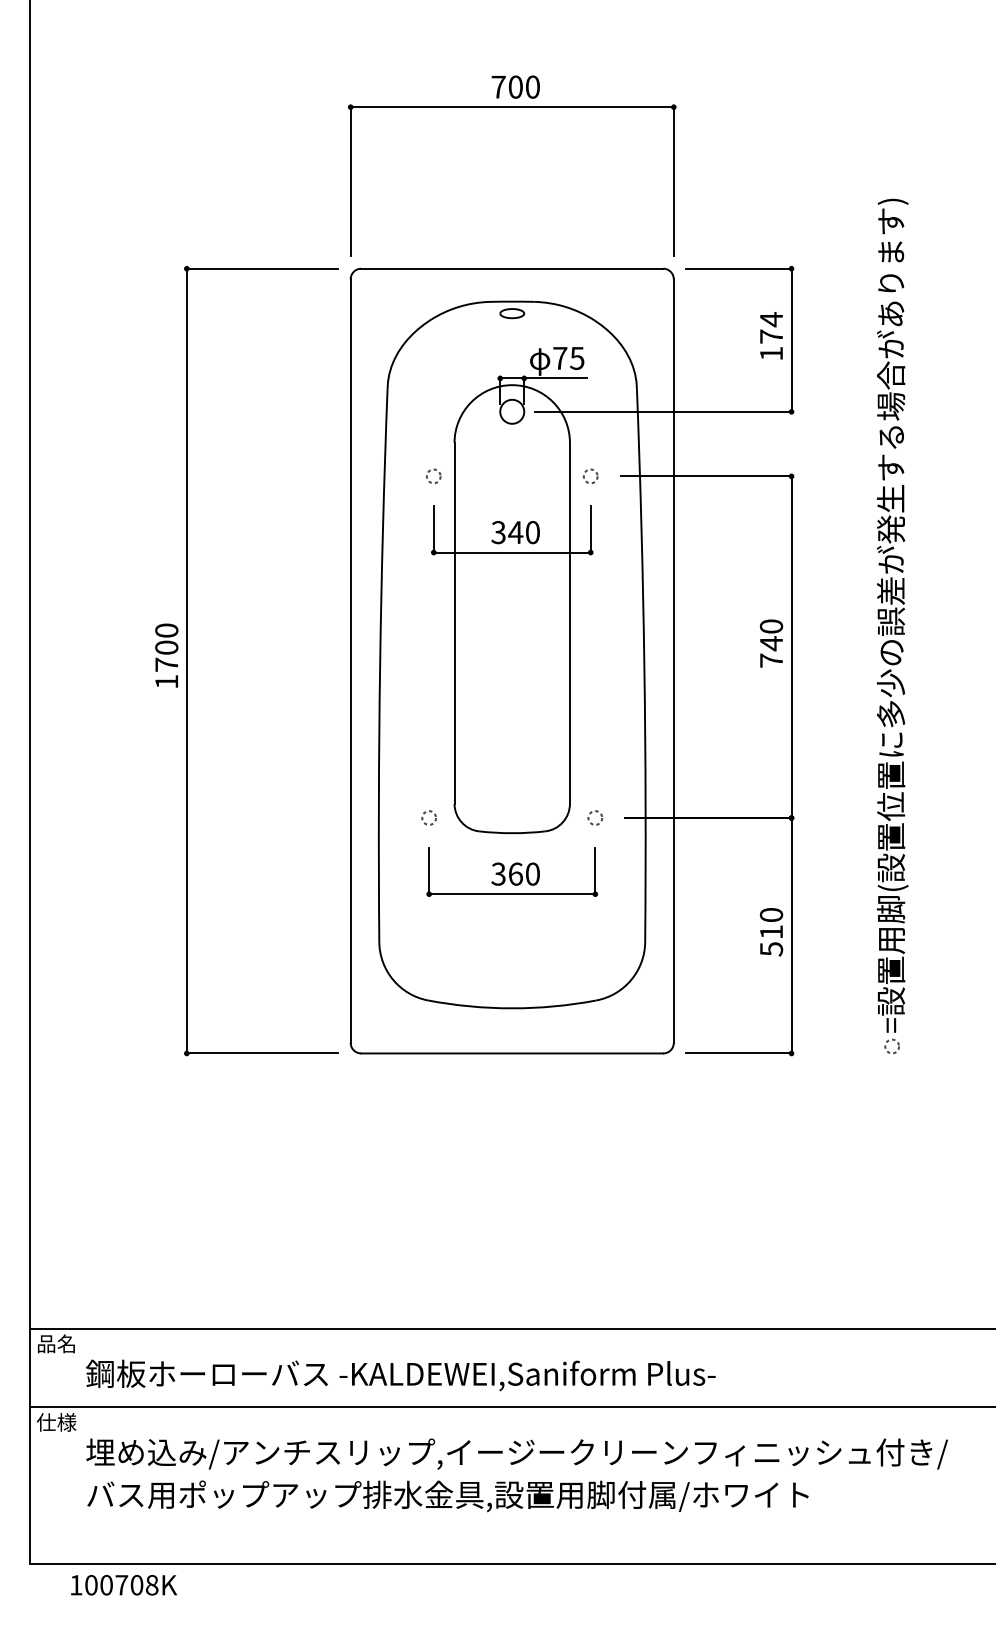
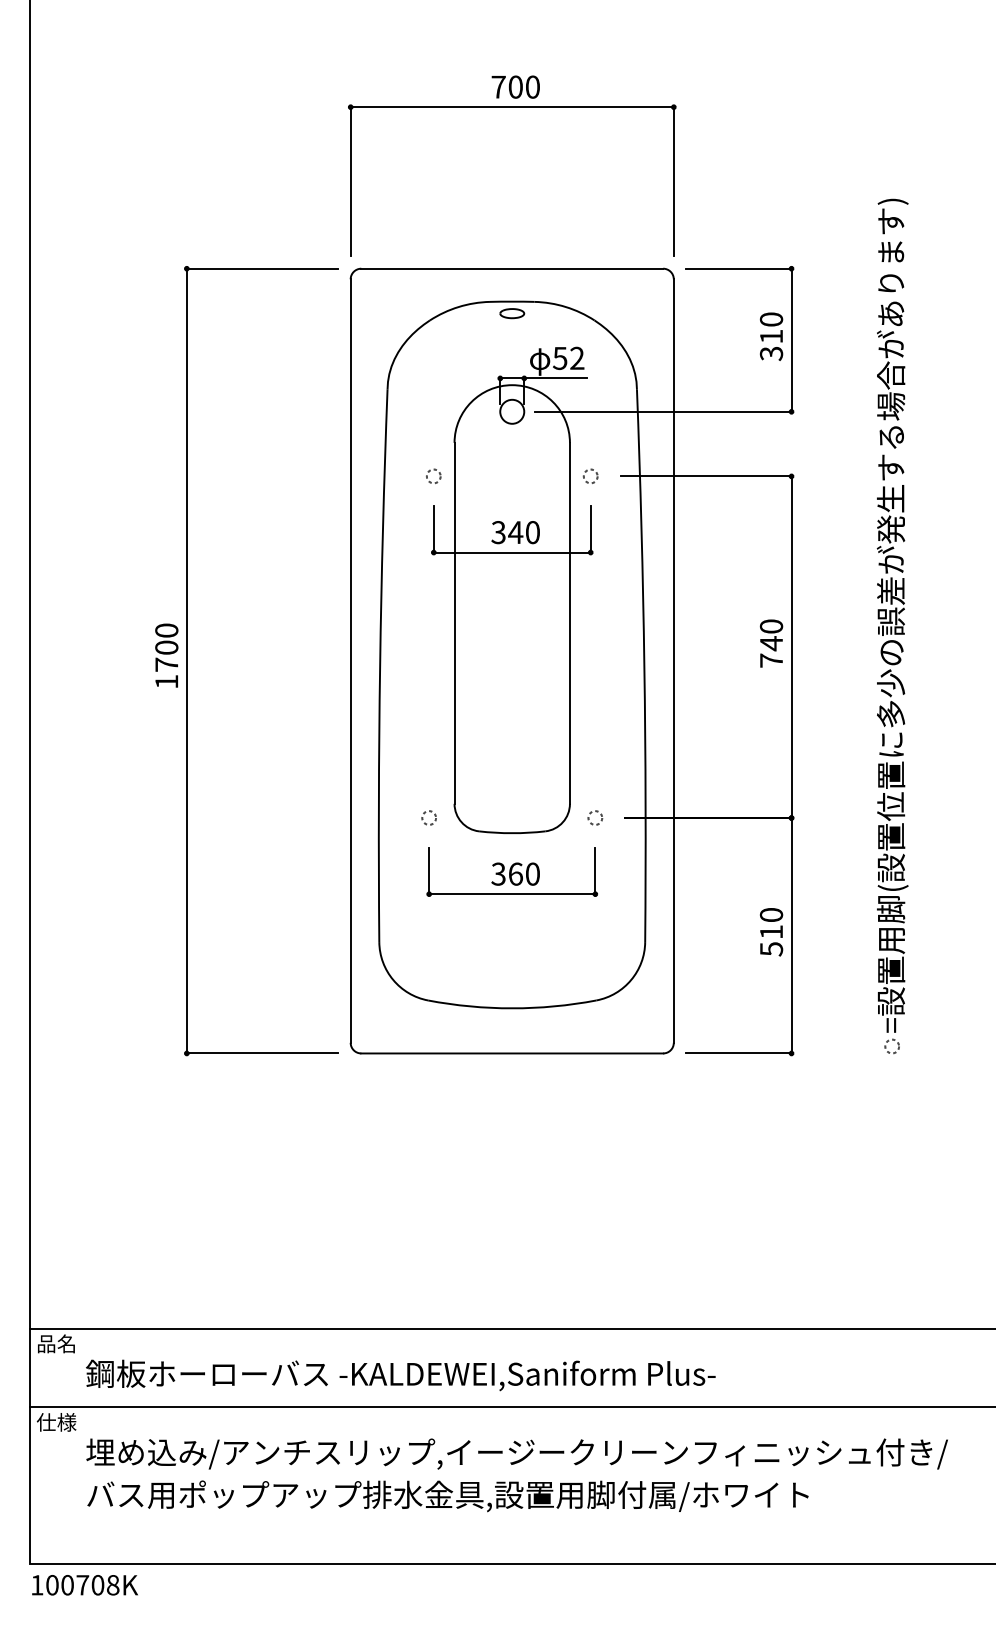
text: 174 -> 310 (771, 336)
text: 75 -> 52 (568, 357)
text position: (123, 1585) -> (84, 1585) (84, 1585)
